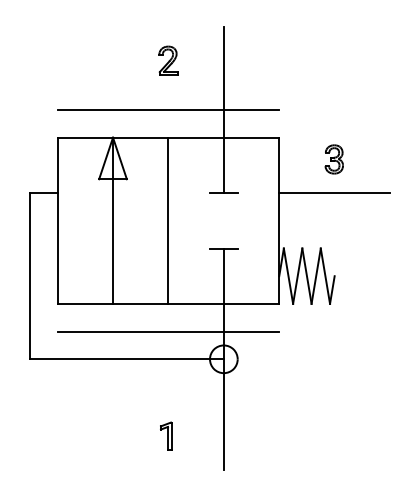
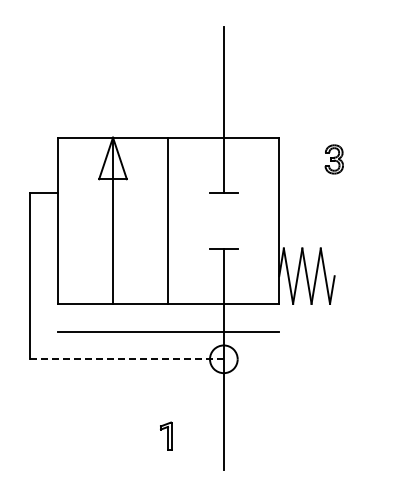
part: present -> none (168, 60)
line: present -> none (168, 109)
line: present -> none (334, 193)
line: solid -> dashed (126, 359)
